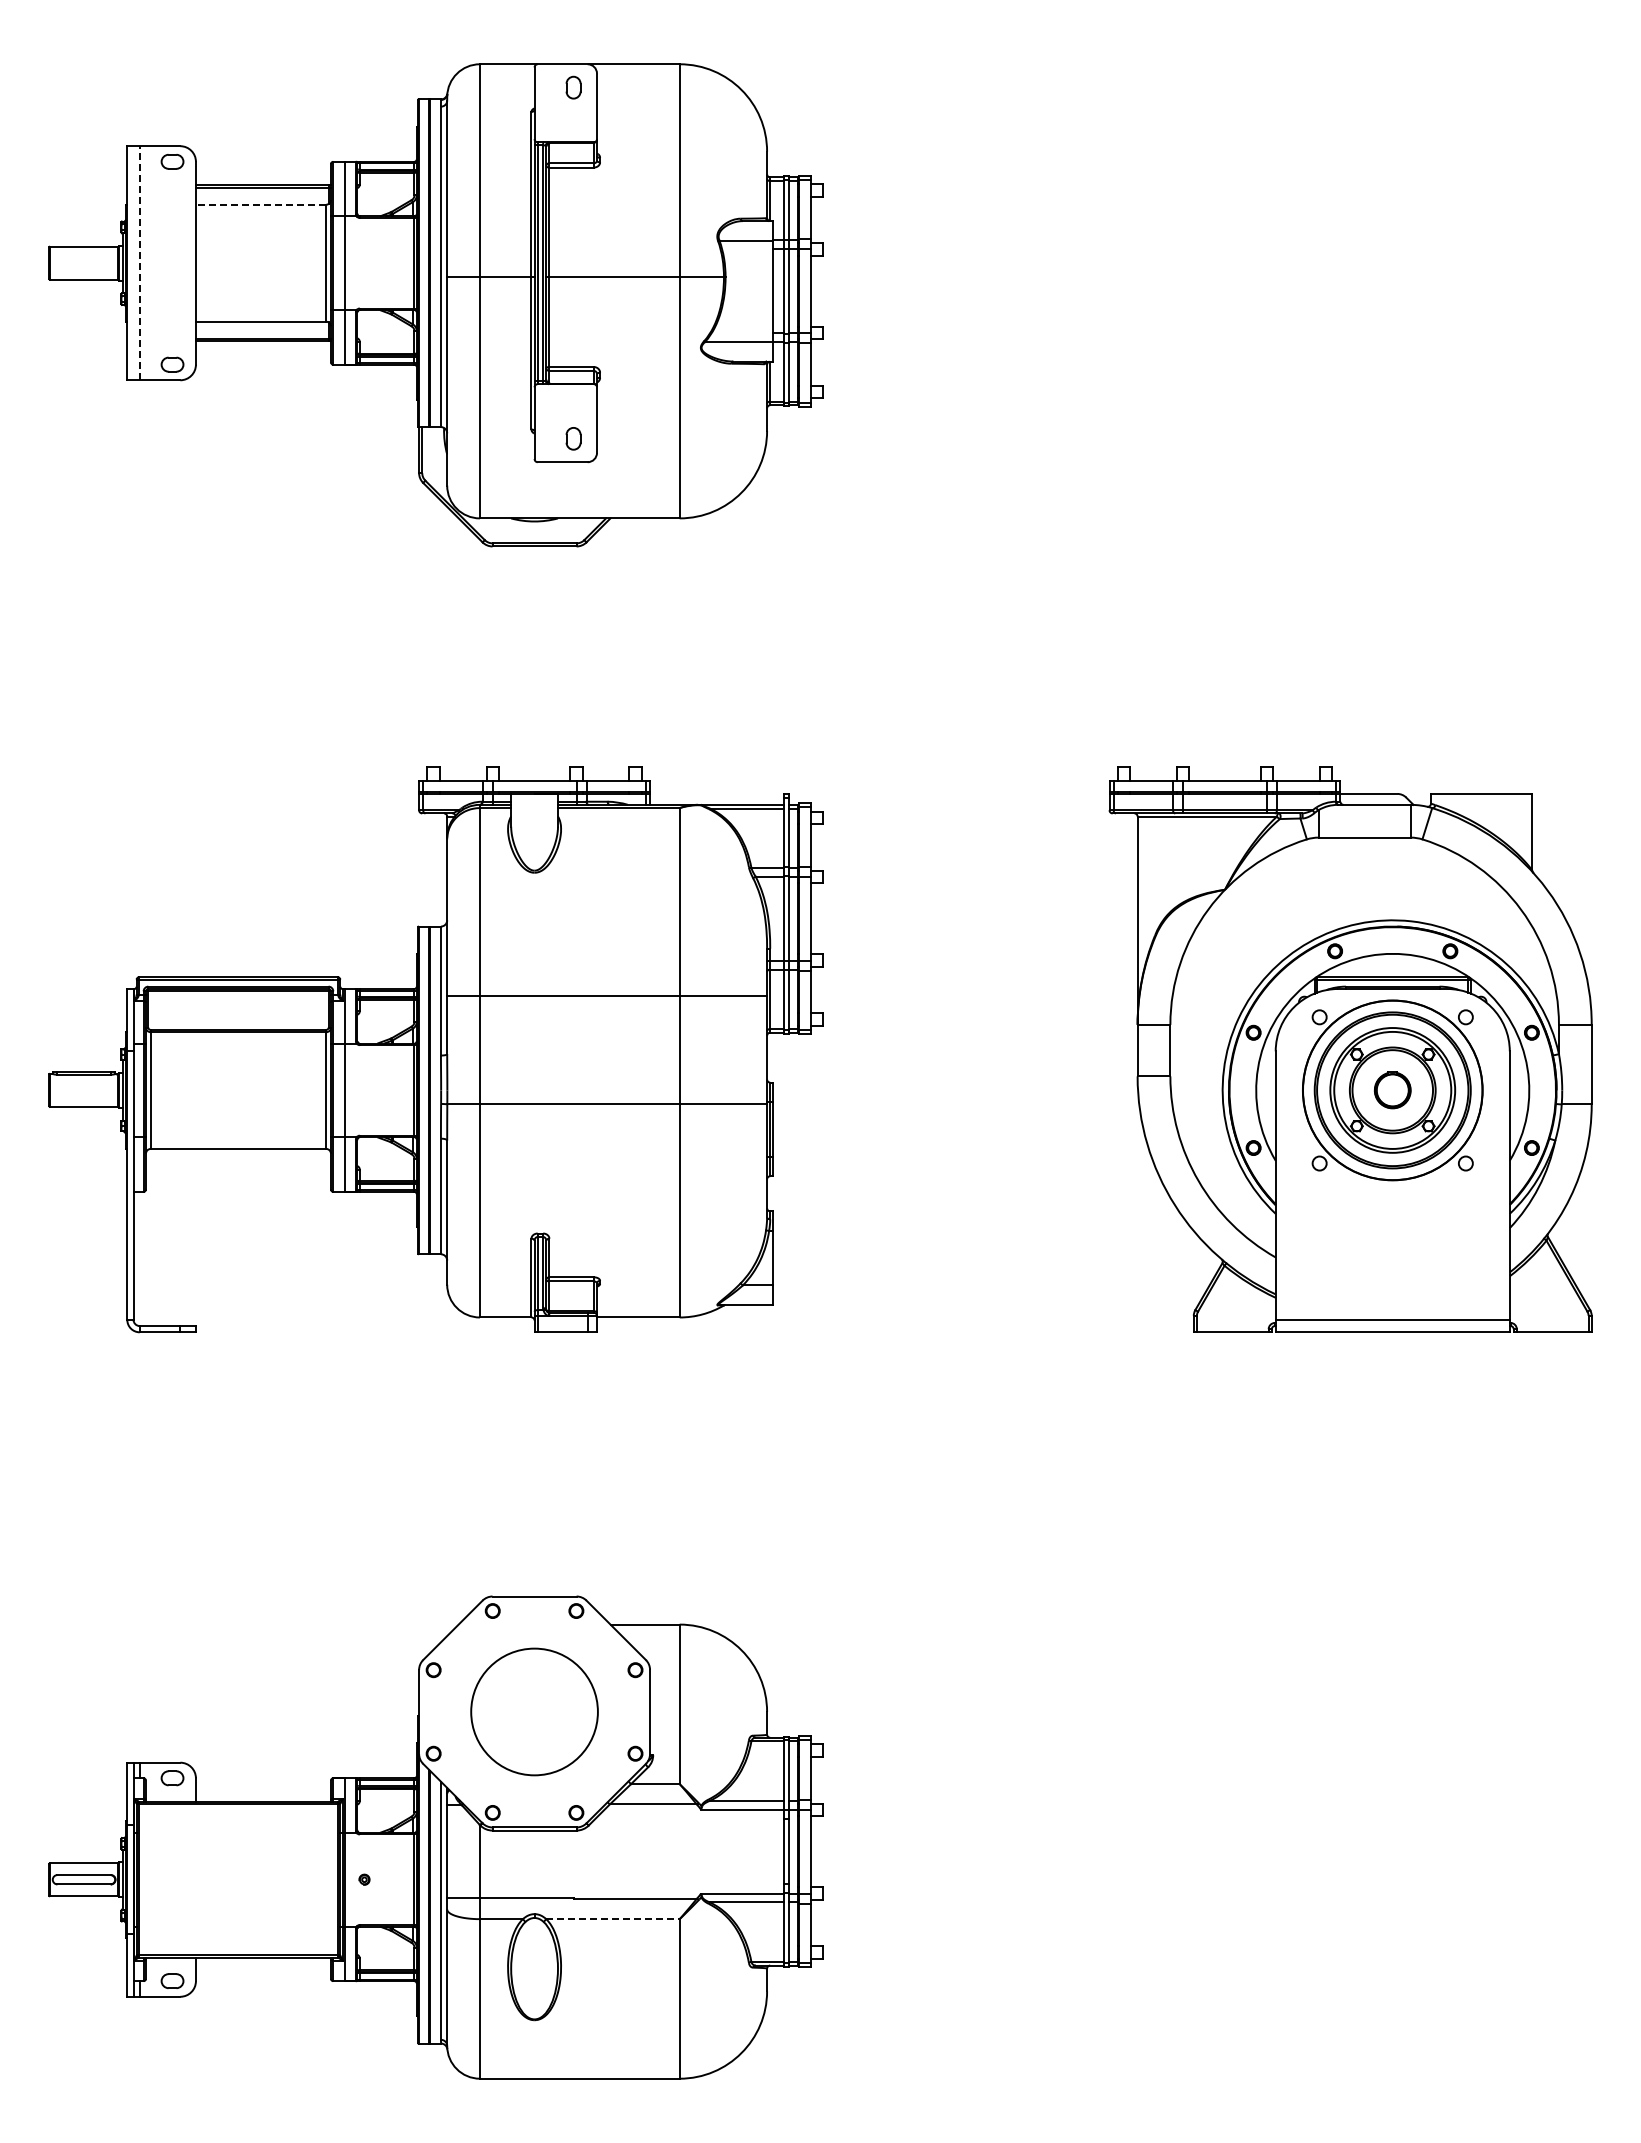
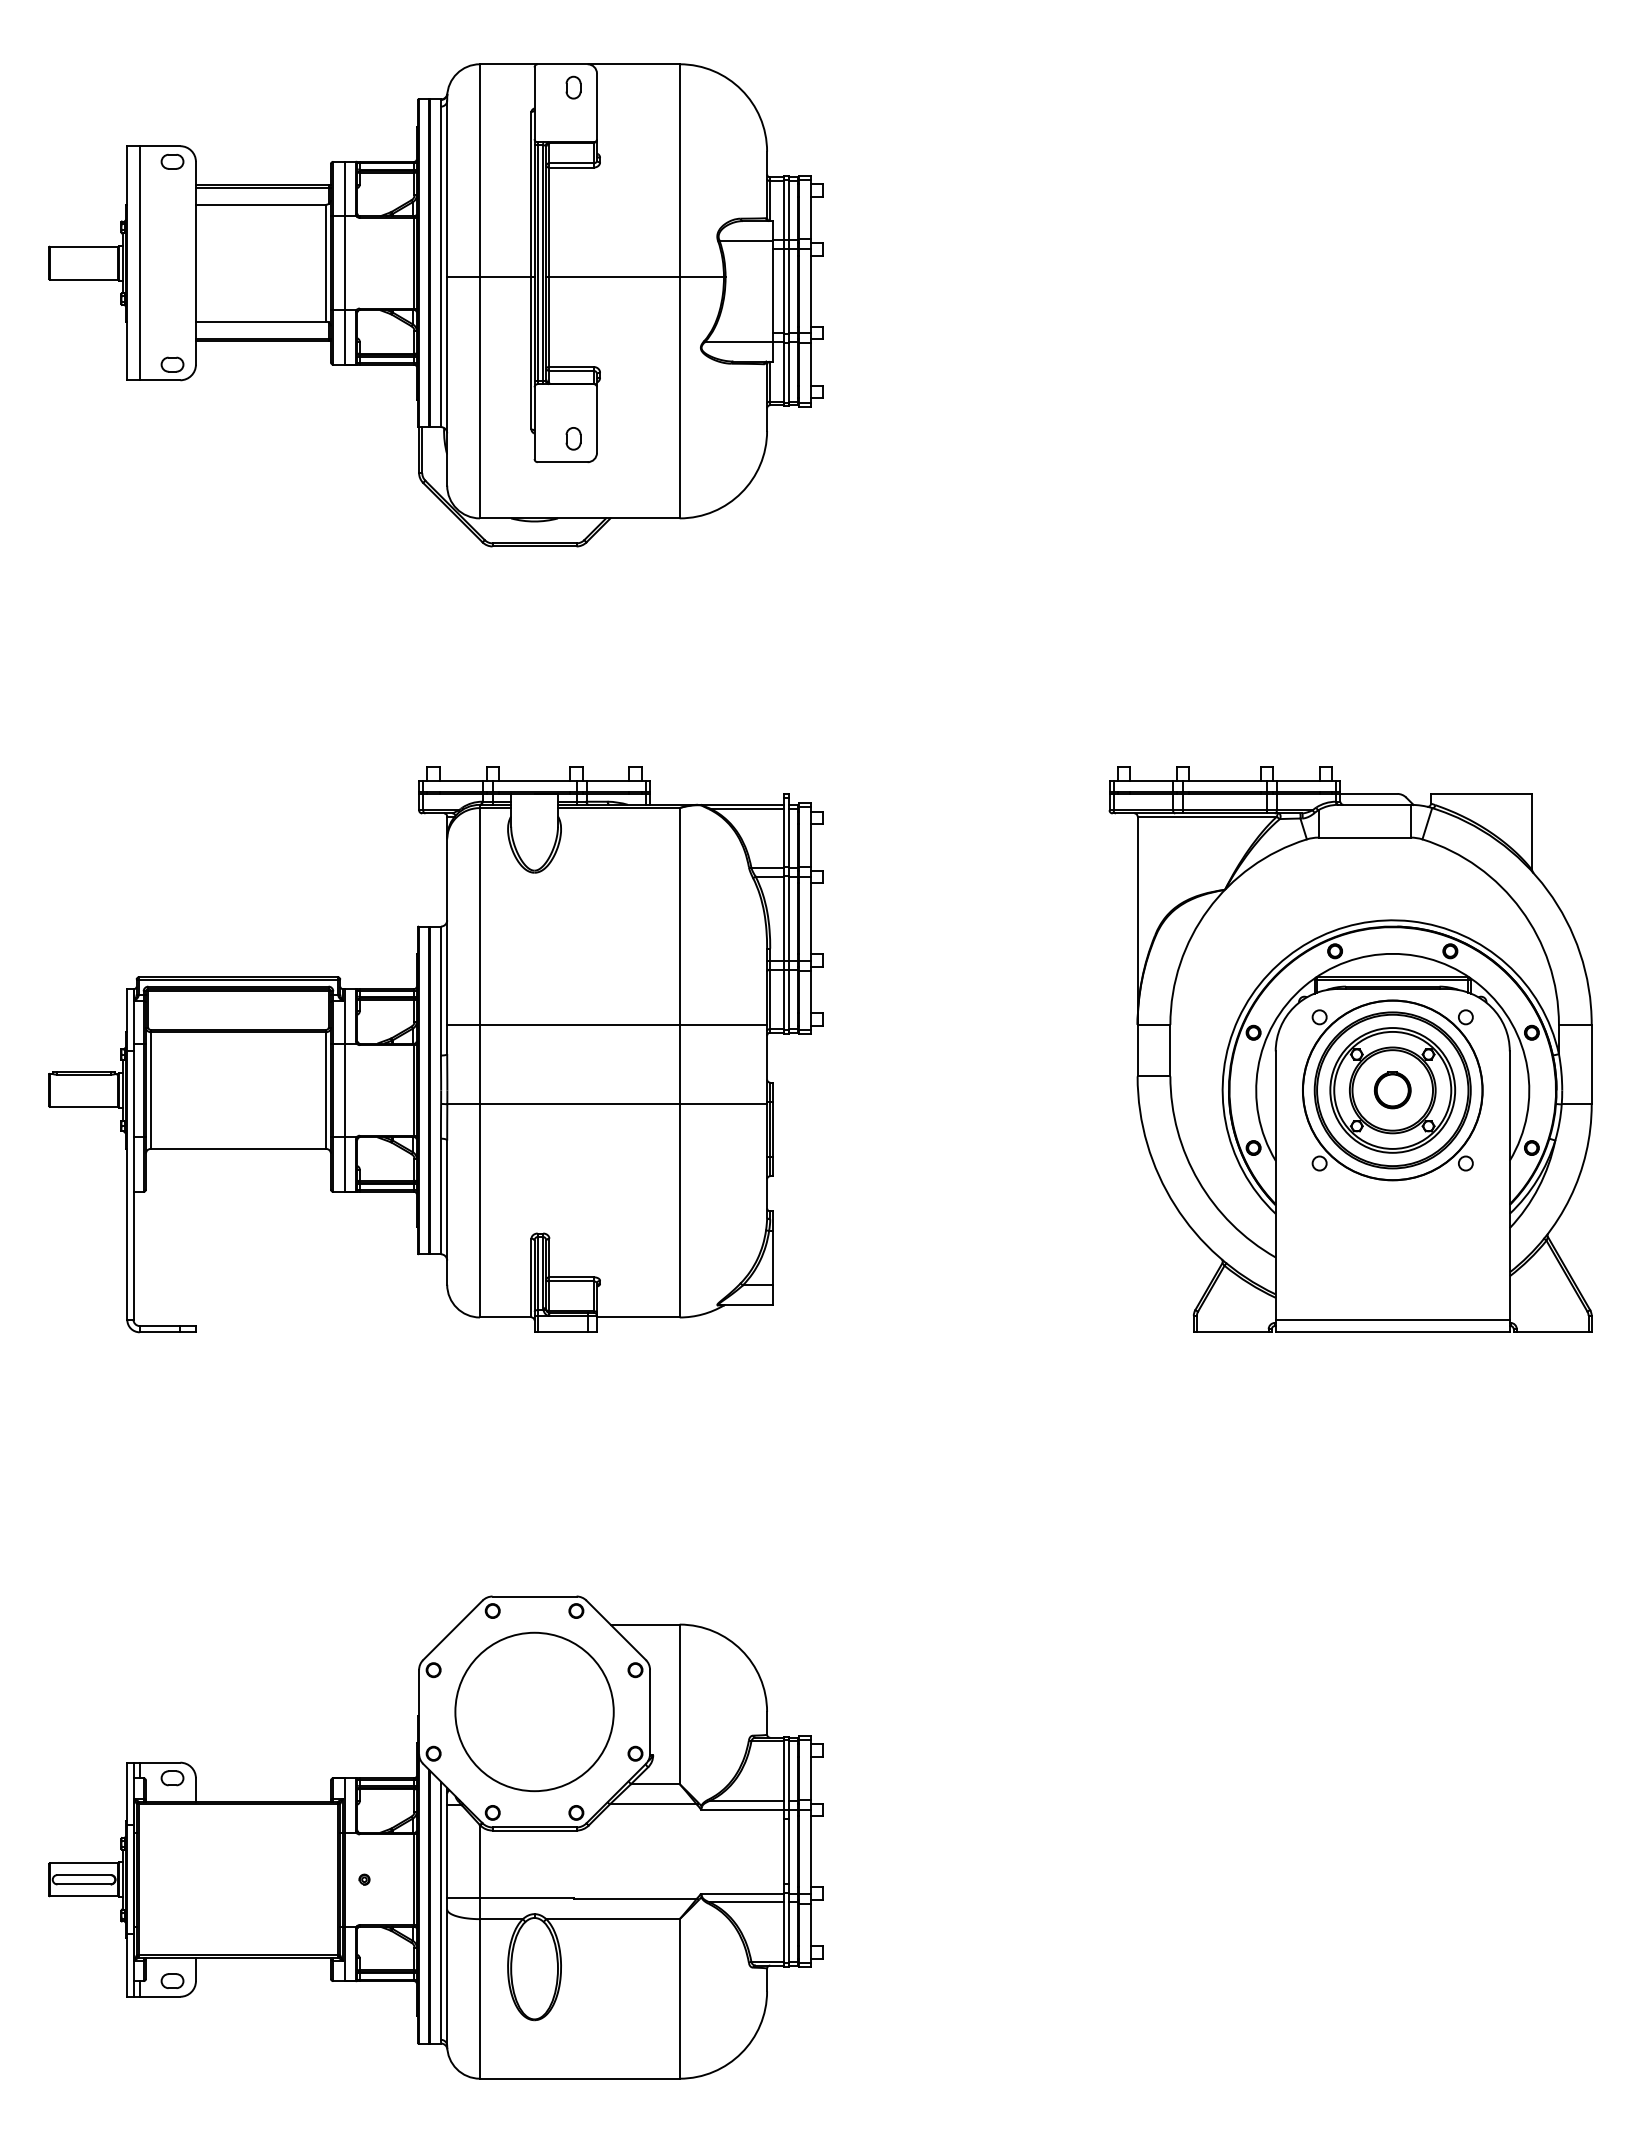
line: dashed -> solid (260, 204)
line: dashed -> solid (139, 262)
line position: (607, 995) -> (607, 1024) (607, 1024)
circle size: 129x130 px -> 161x162 px (534, 1711)
line: dashed -> solid (612, 1919)
